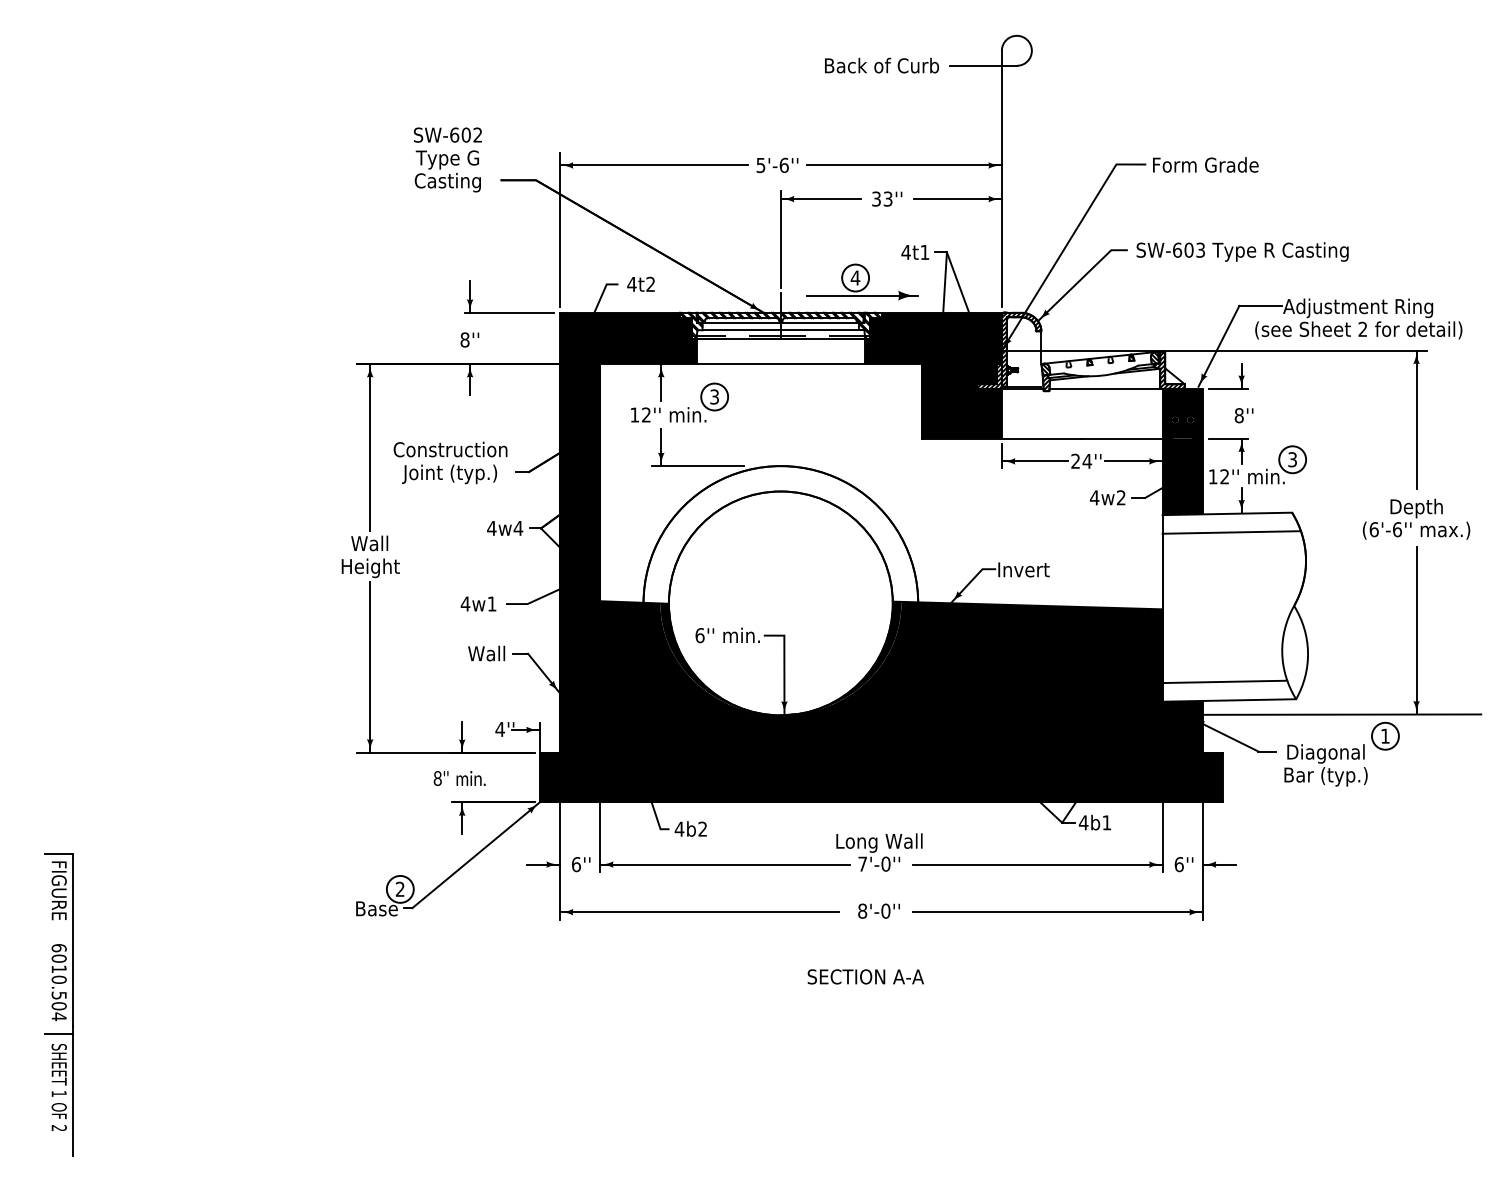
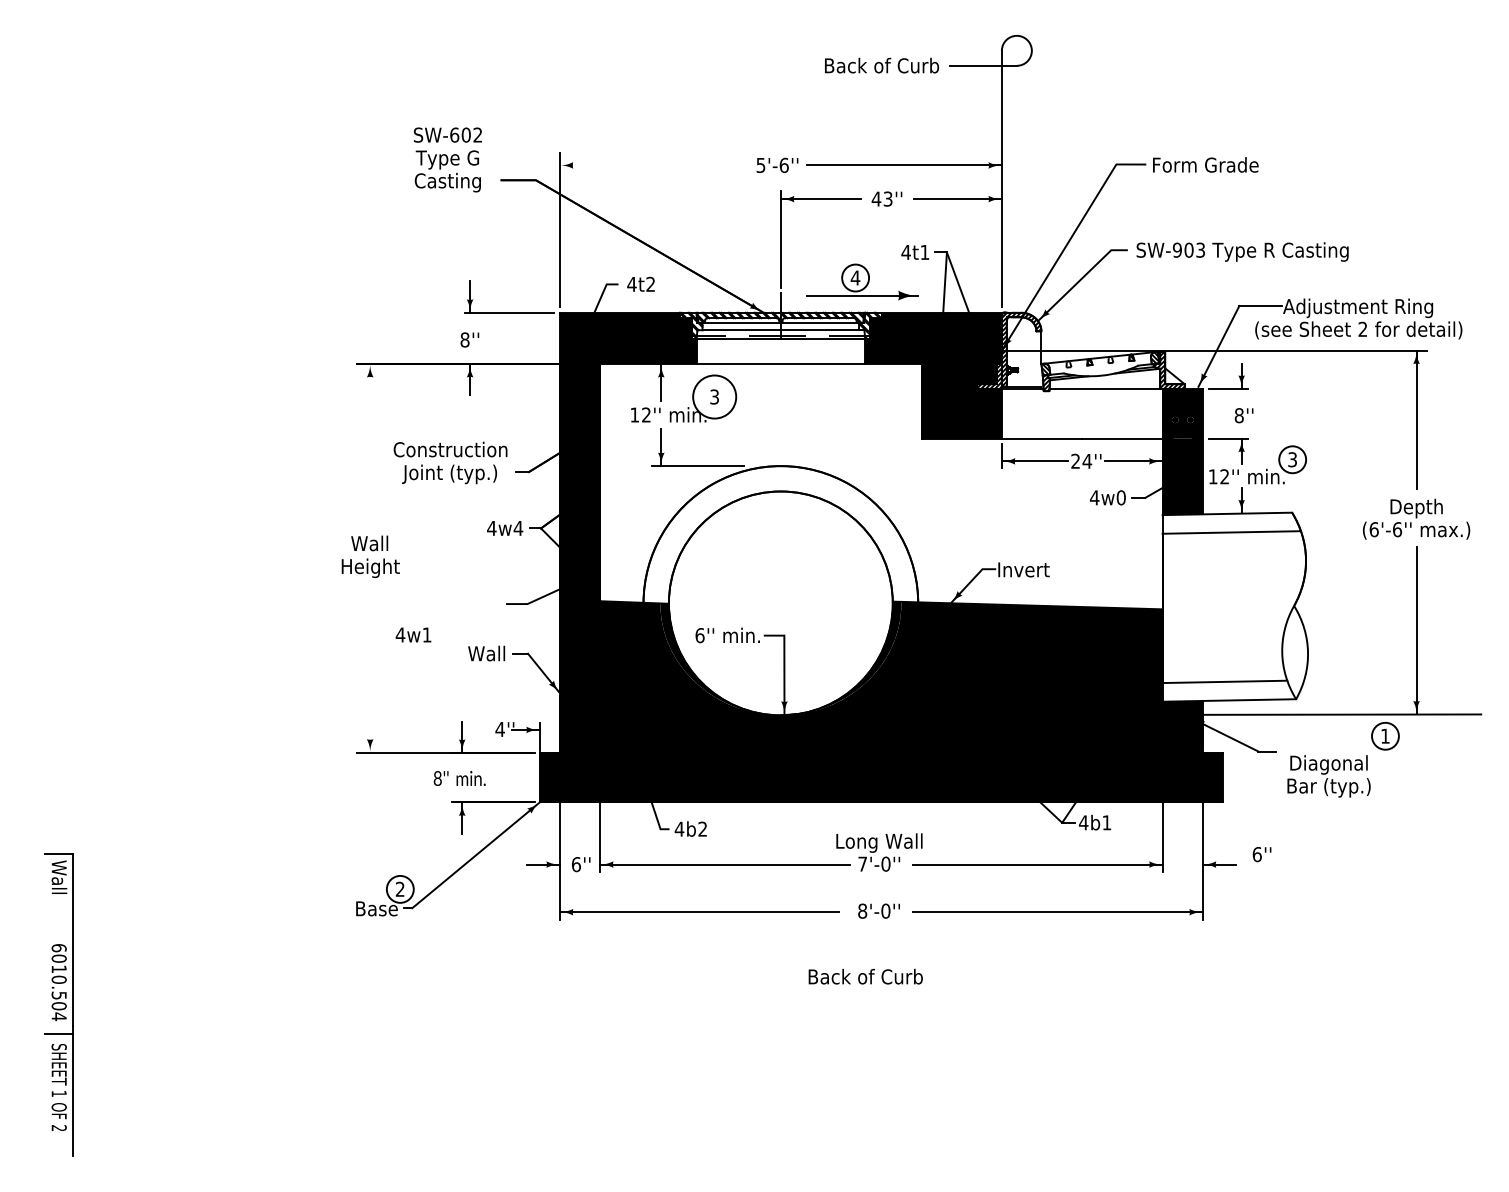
line: present -> none (653, 165)
text: 33'' -> 43'' (876, 198)
text: SW-603 -> SW-903 (1177, 249)
circle diameter: 27 px -> 43 px (714, 396)
line: present -> none (370, 447)
text: 4w2 -> 4w0 (1120, 497)
text position: (478, 603) -> (413, 634) (413, 634)
line: present -> none (370, 667)
text position: (1325, 765) -> (1328, 776) (1328, 776)
text position: (1183, 864) -> (1261, 854) (1261, 854)
text: FIGURE -> Wall (59, 890)
text: SECTION A-A -> Back of Curb (865, 976)
